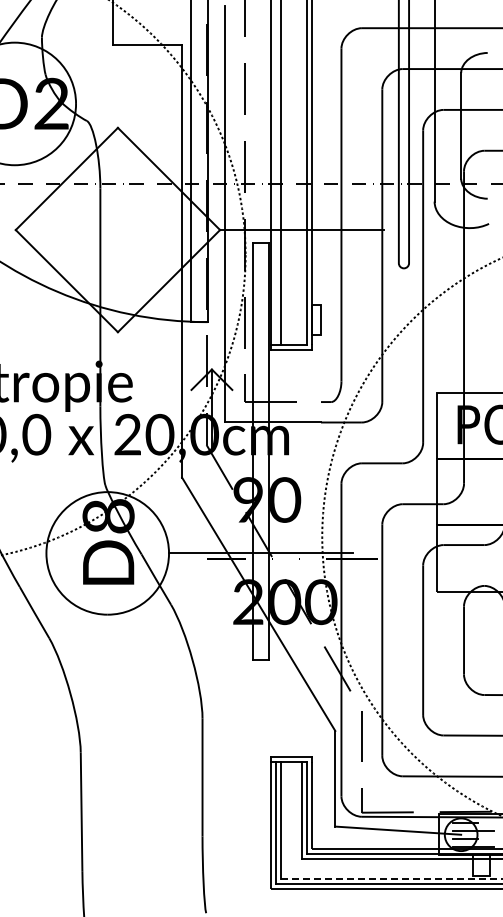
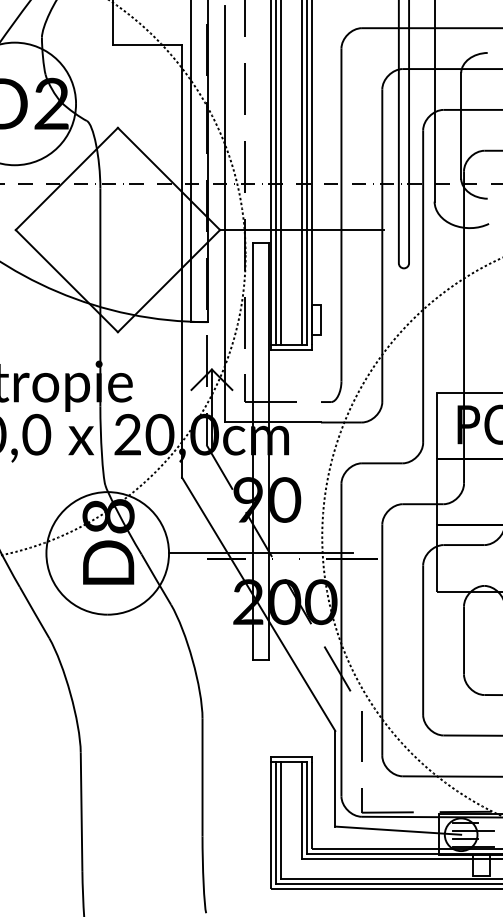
line: none -> present (276, 173)
line: none -> present (301, 173)
line: dashed -> solid (392, 879)
